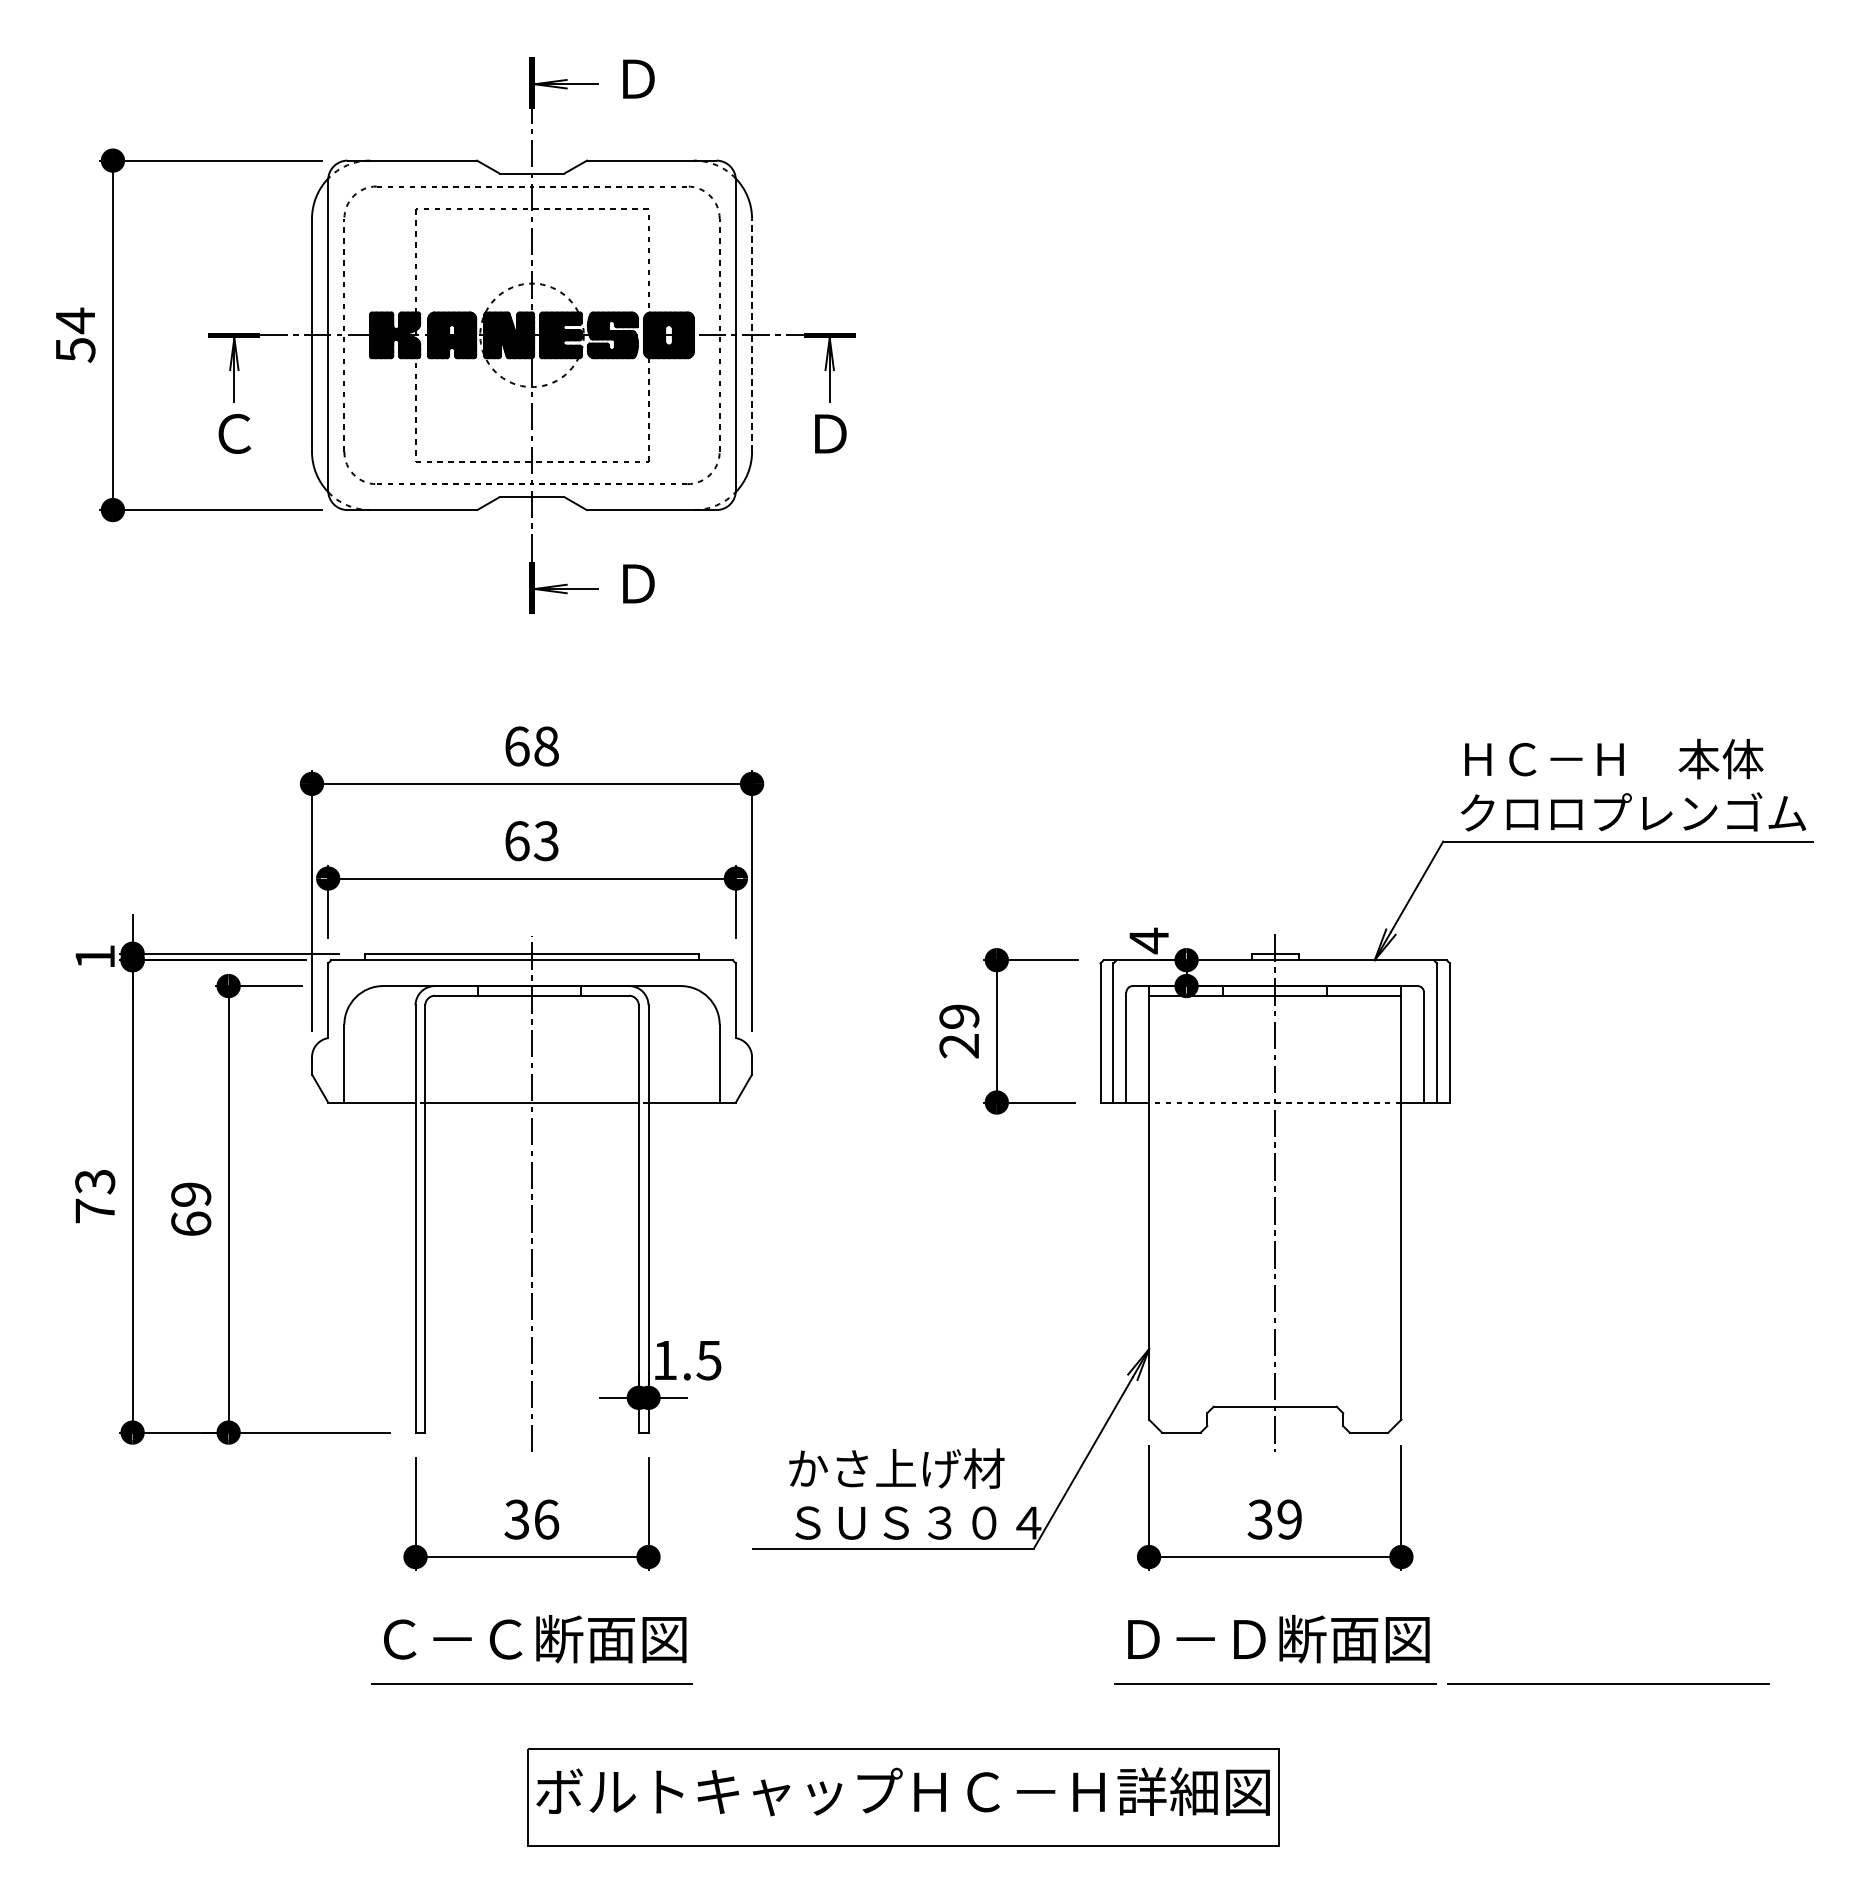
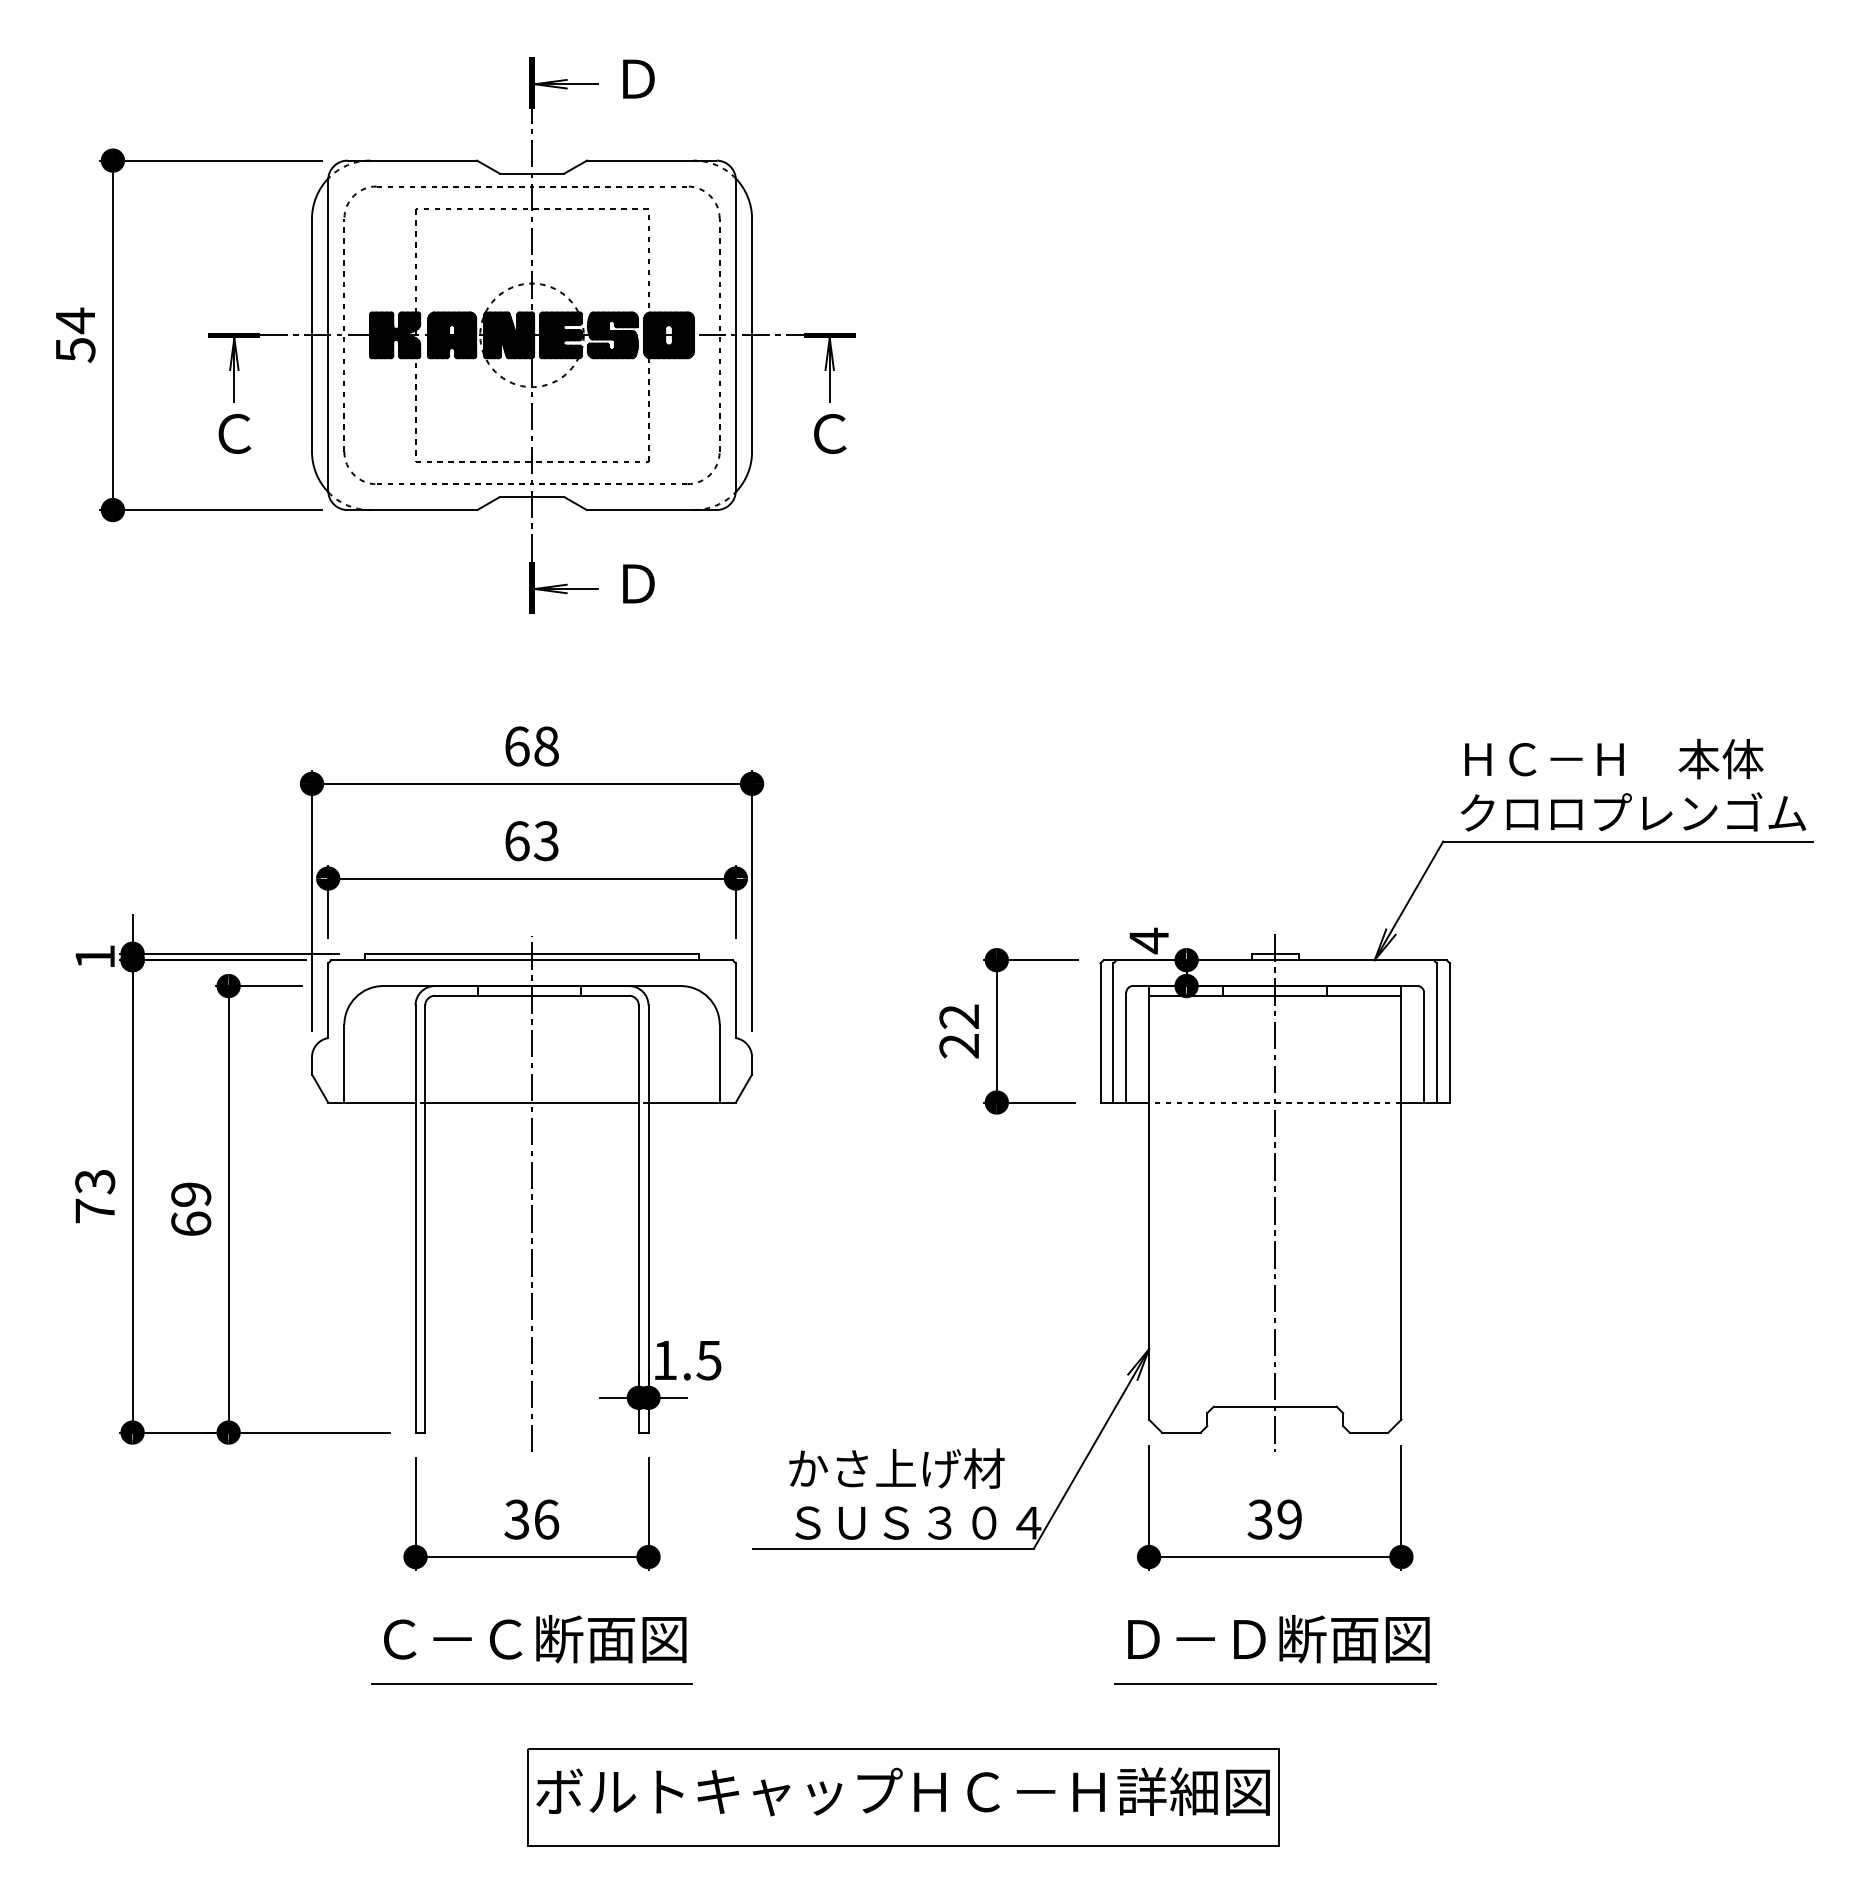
line: dashed -> solid (752, 334)
text: Ｄ -> Ｃ (830, 433)
text: 29 -> 22 (959, 1016)
line: present -> none (1608, 1683)
